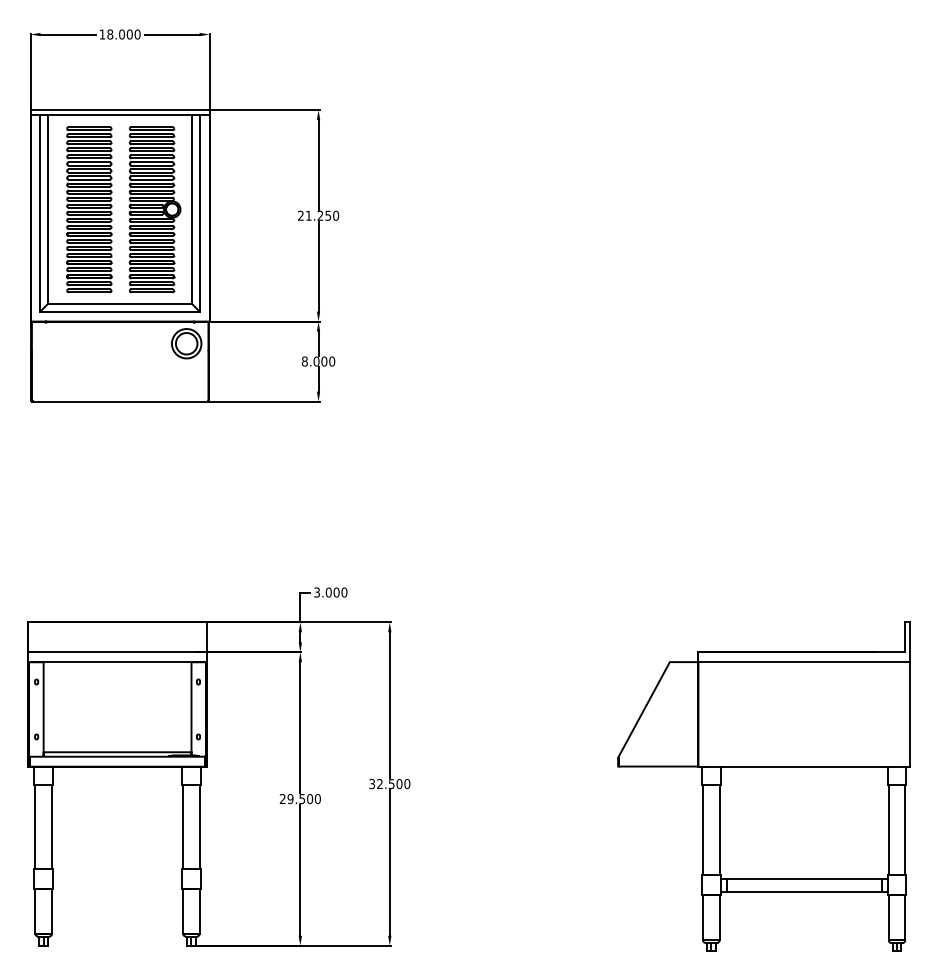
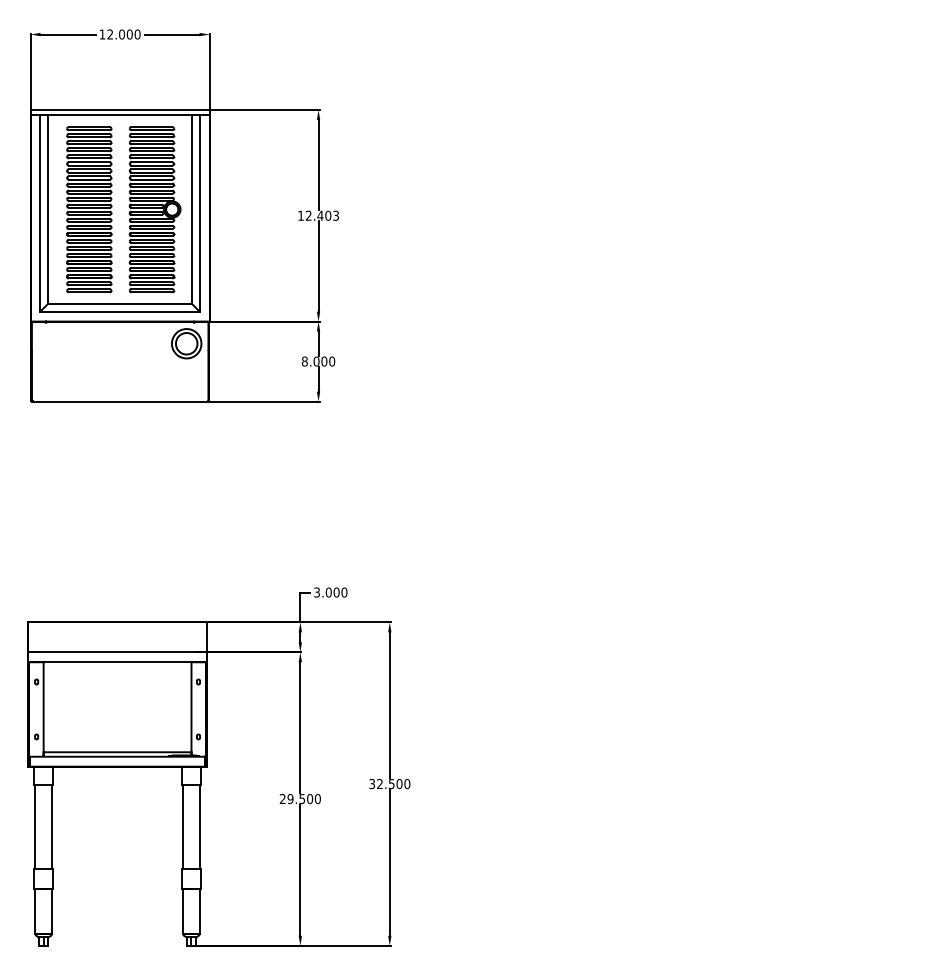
text: 18.000 -> 12.000 (110, 34)
text: 21.250 -> 12.403 (318, 215)
part: present -> none (763, 786)
